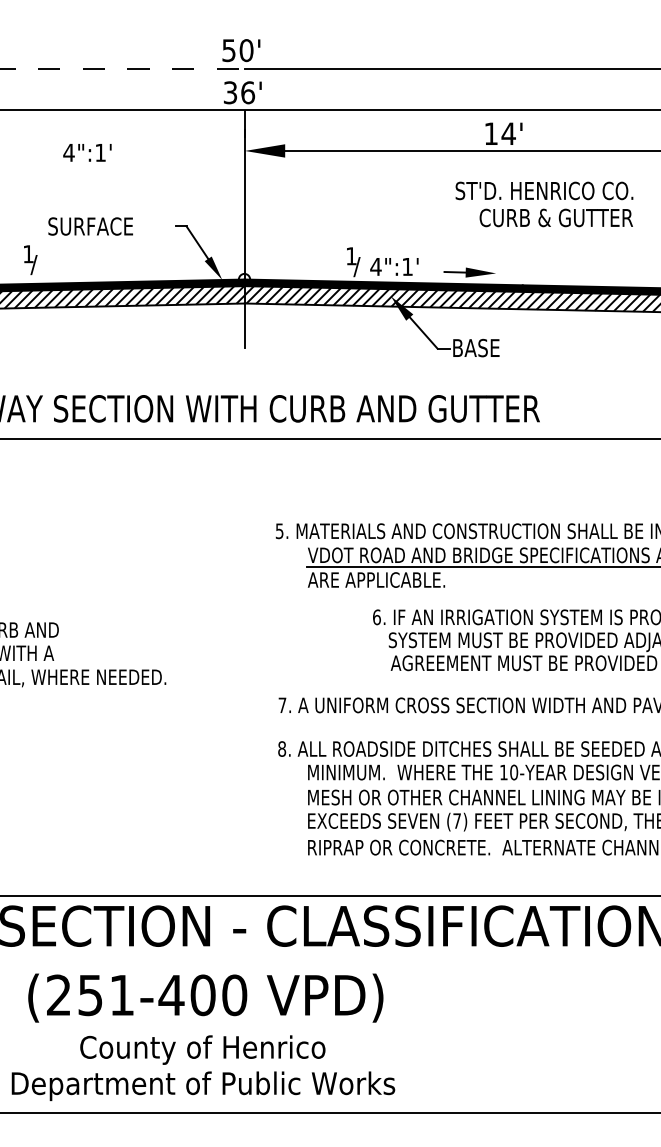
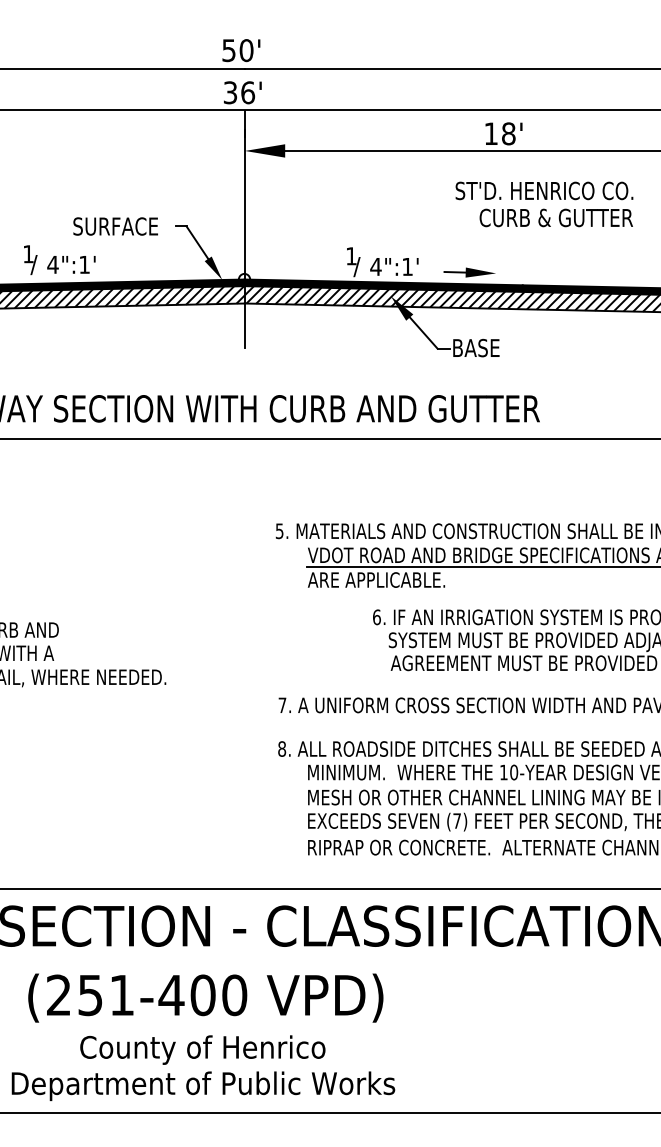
line: dashed -> solid (122, 69)
text: 14' -> 18' (508, 133)
text position: (87, 152) -> (71, 264) (71, 264)
text position: (90, 226) -> (115, 226) (115, 226)
line position: (329, 896) -> (329, 889) (329, 889)
